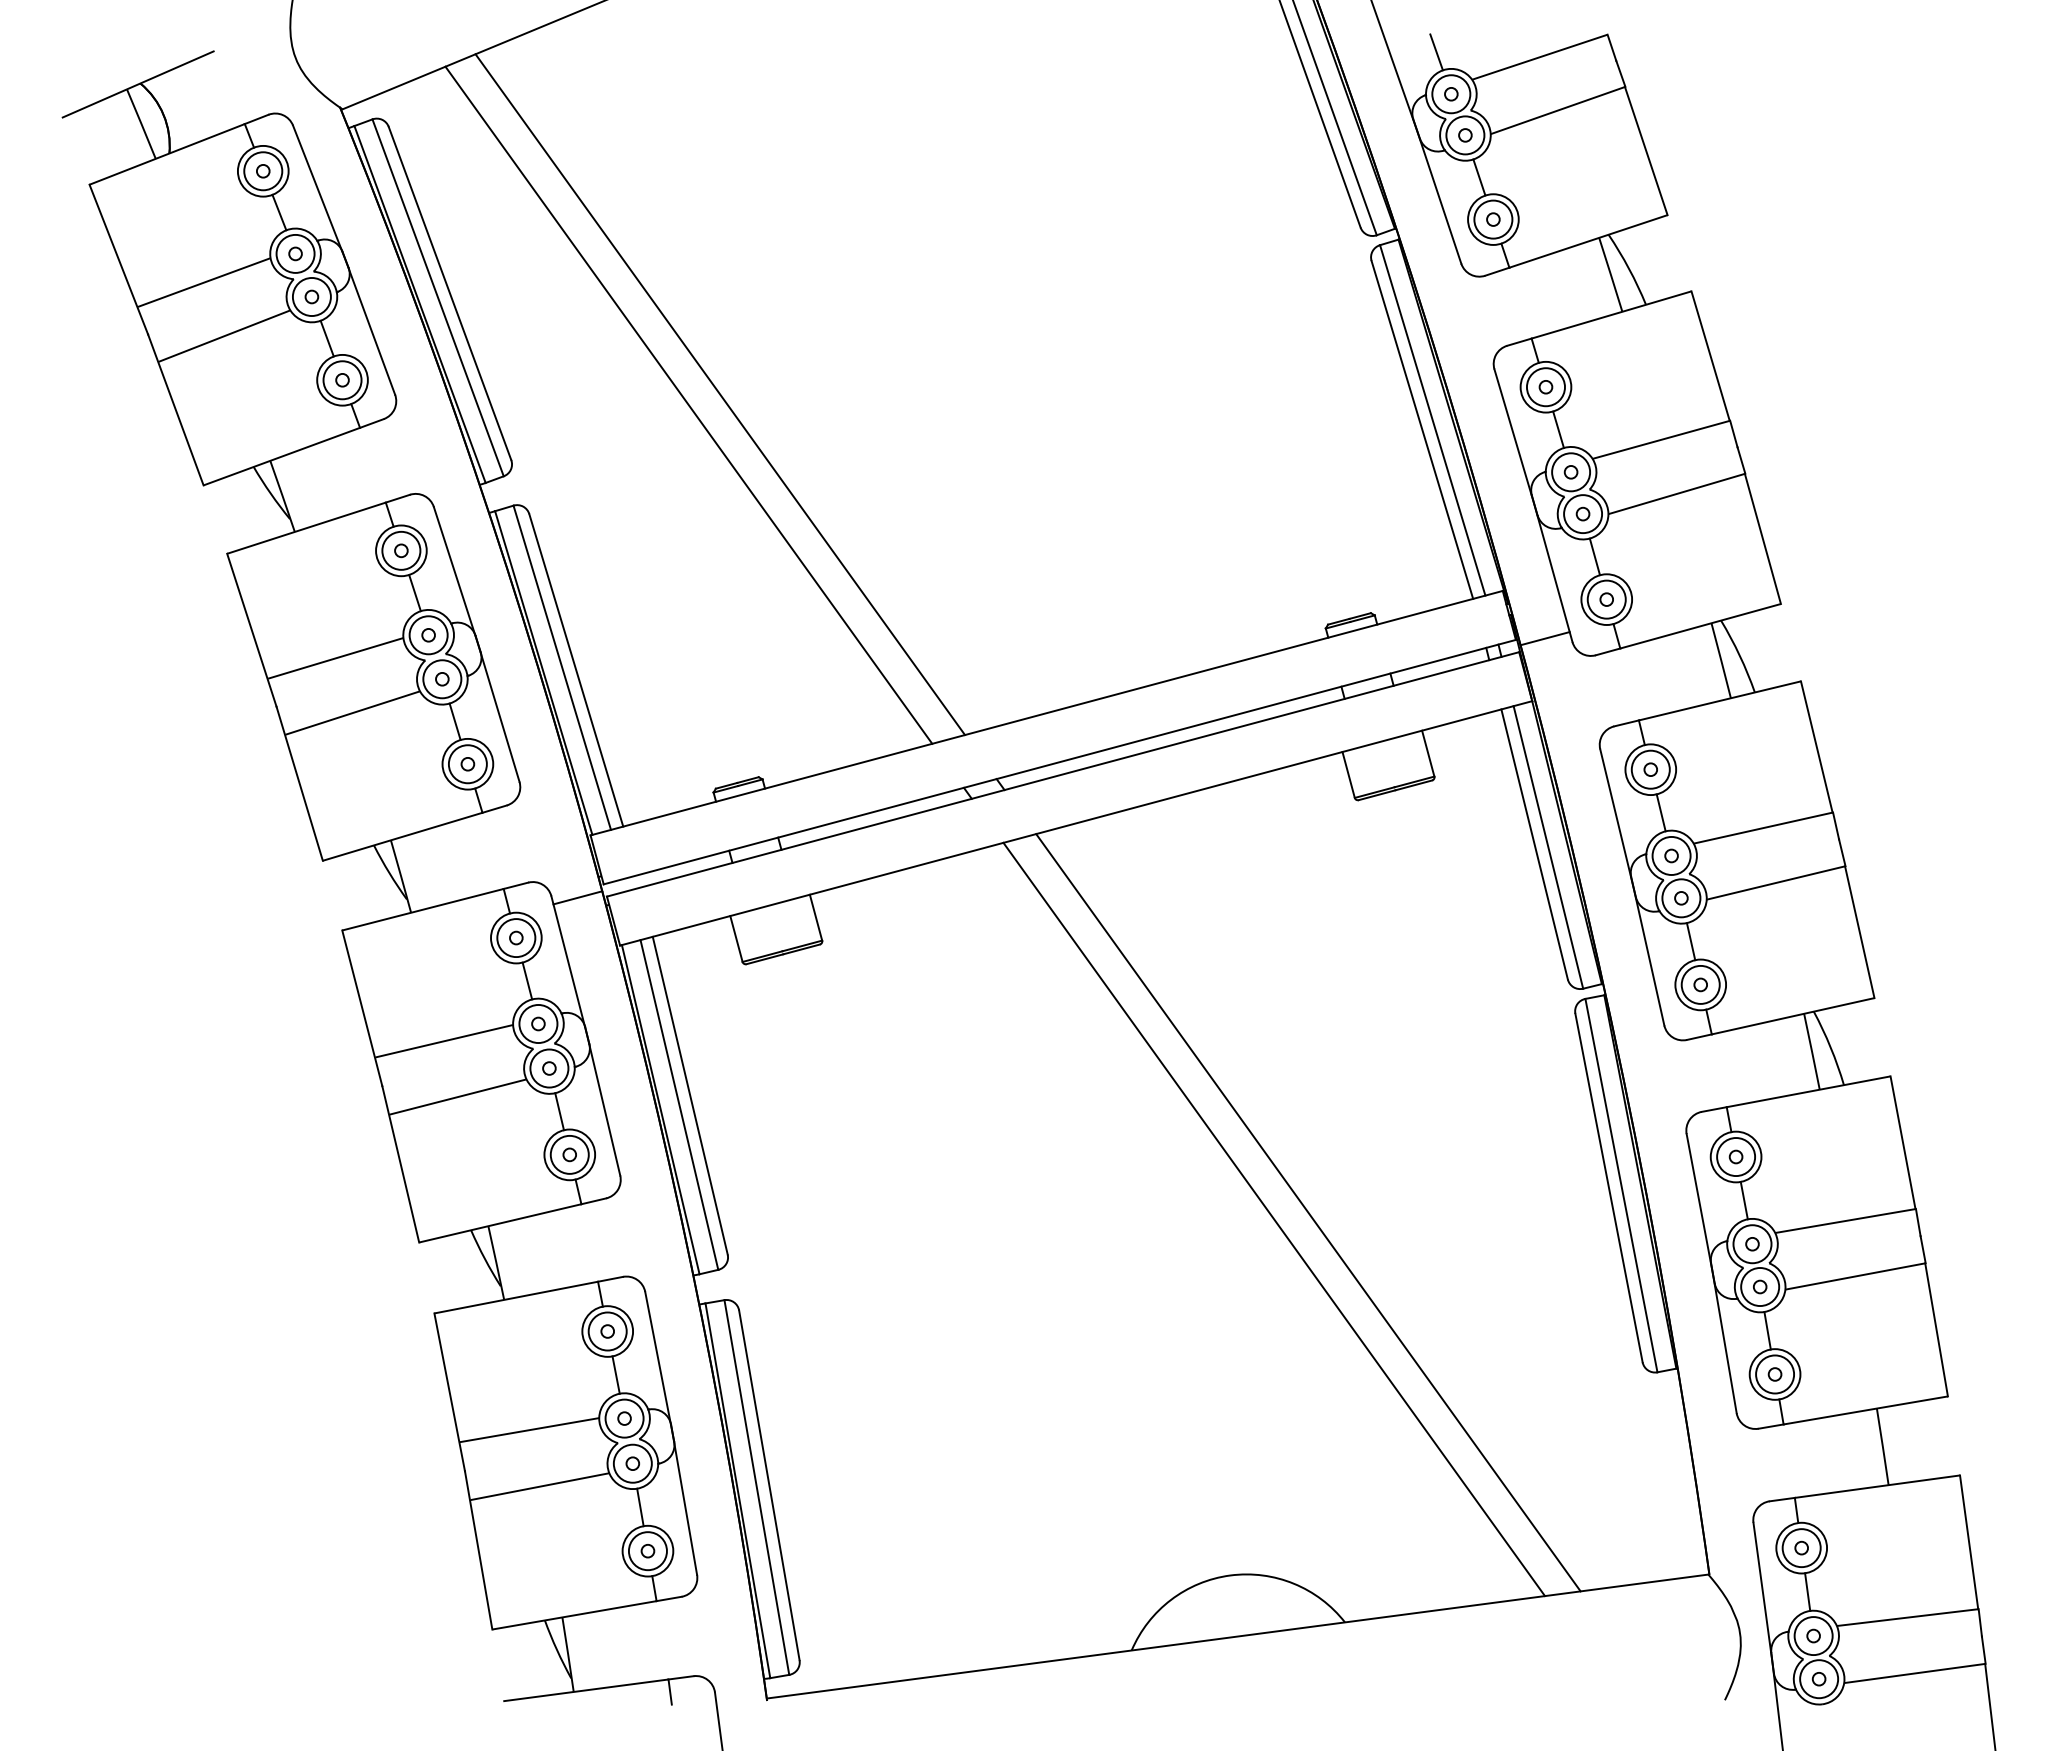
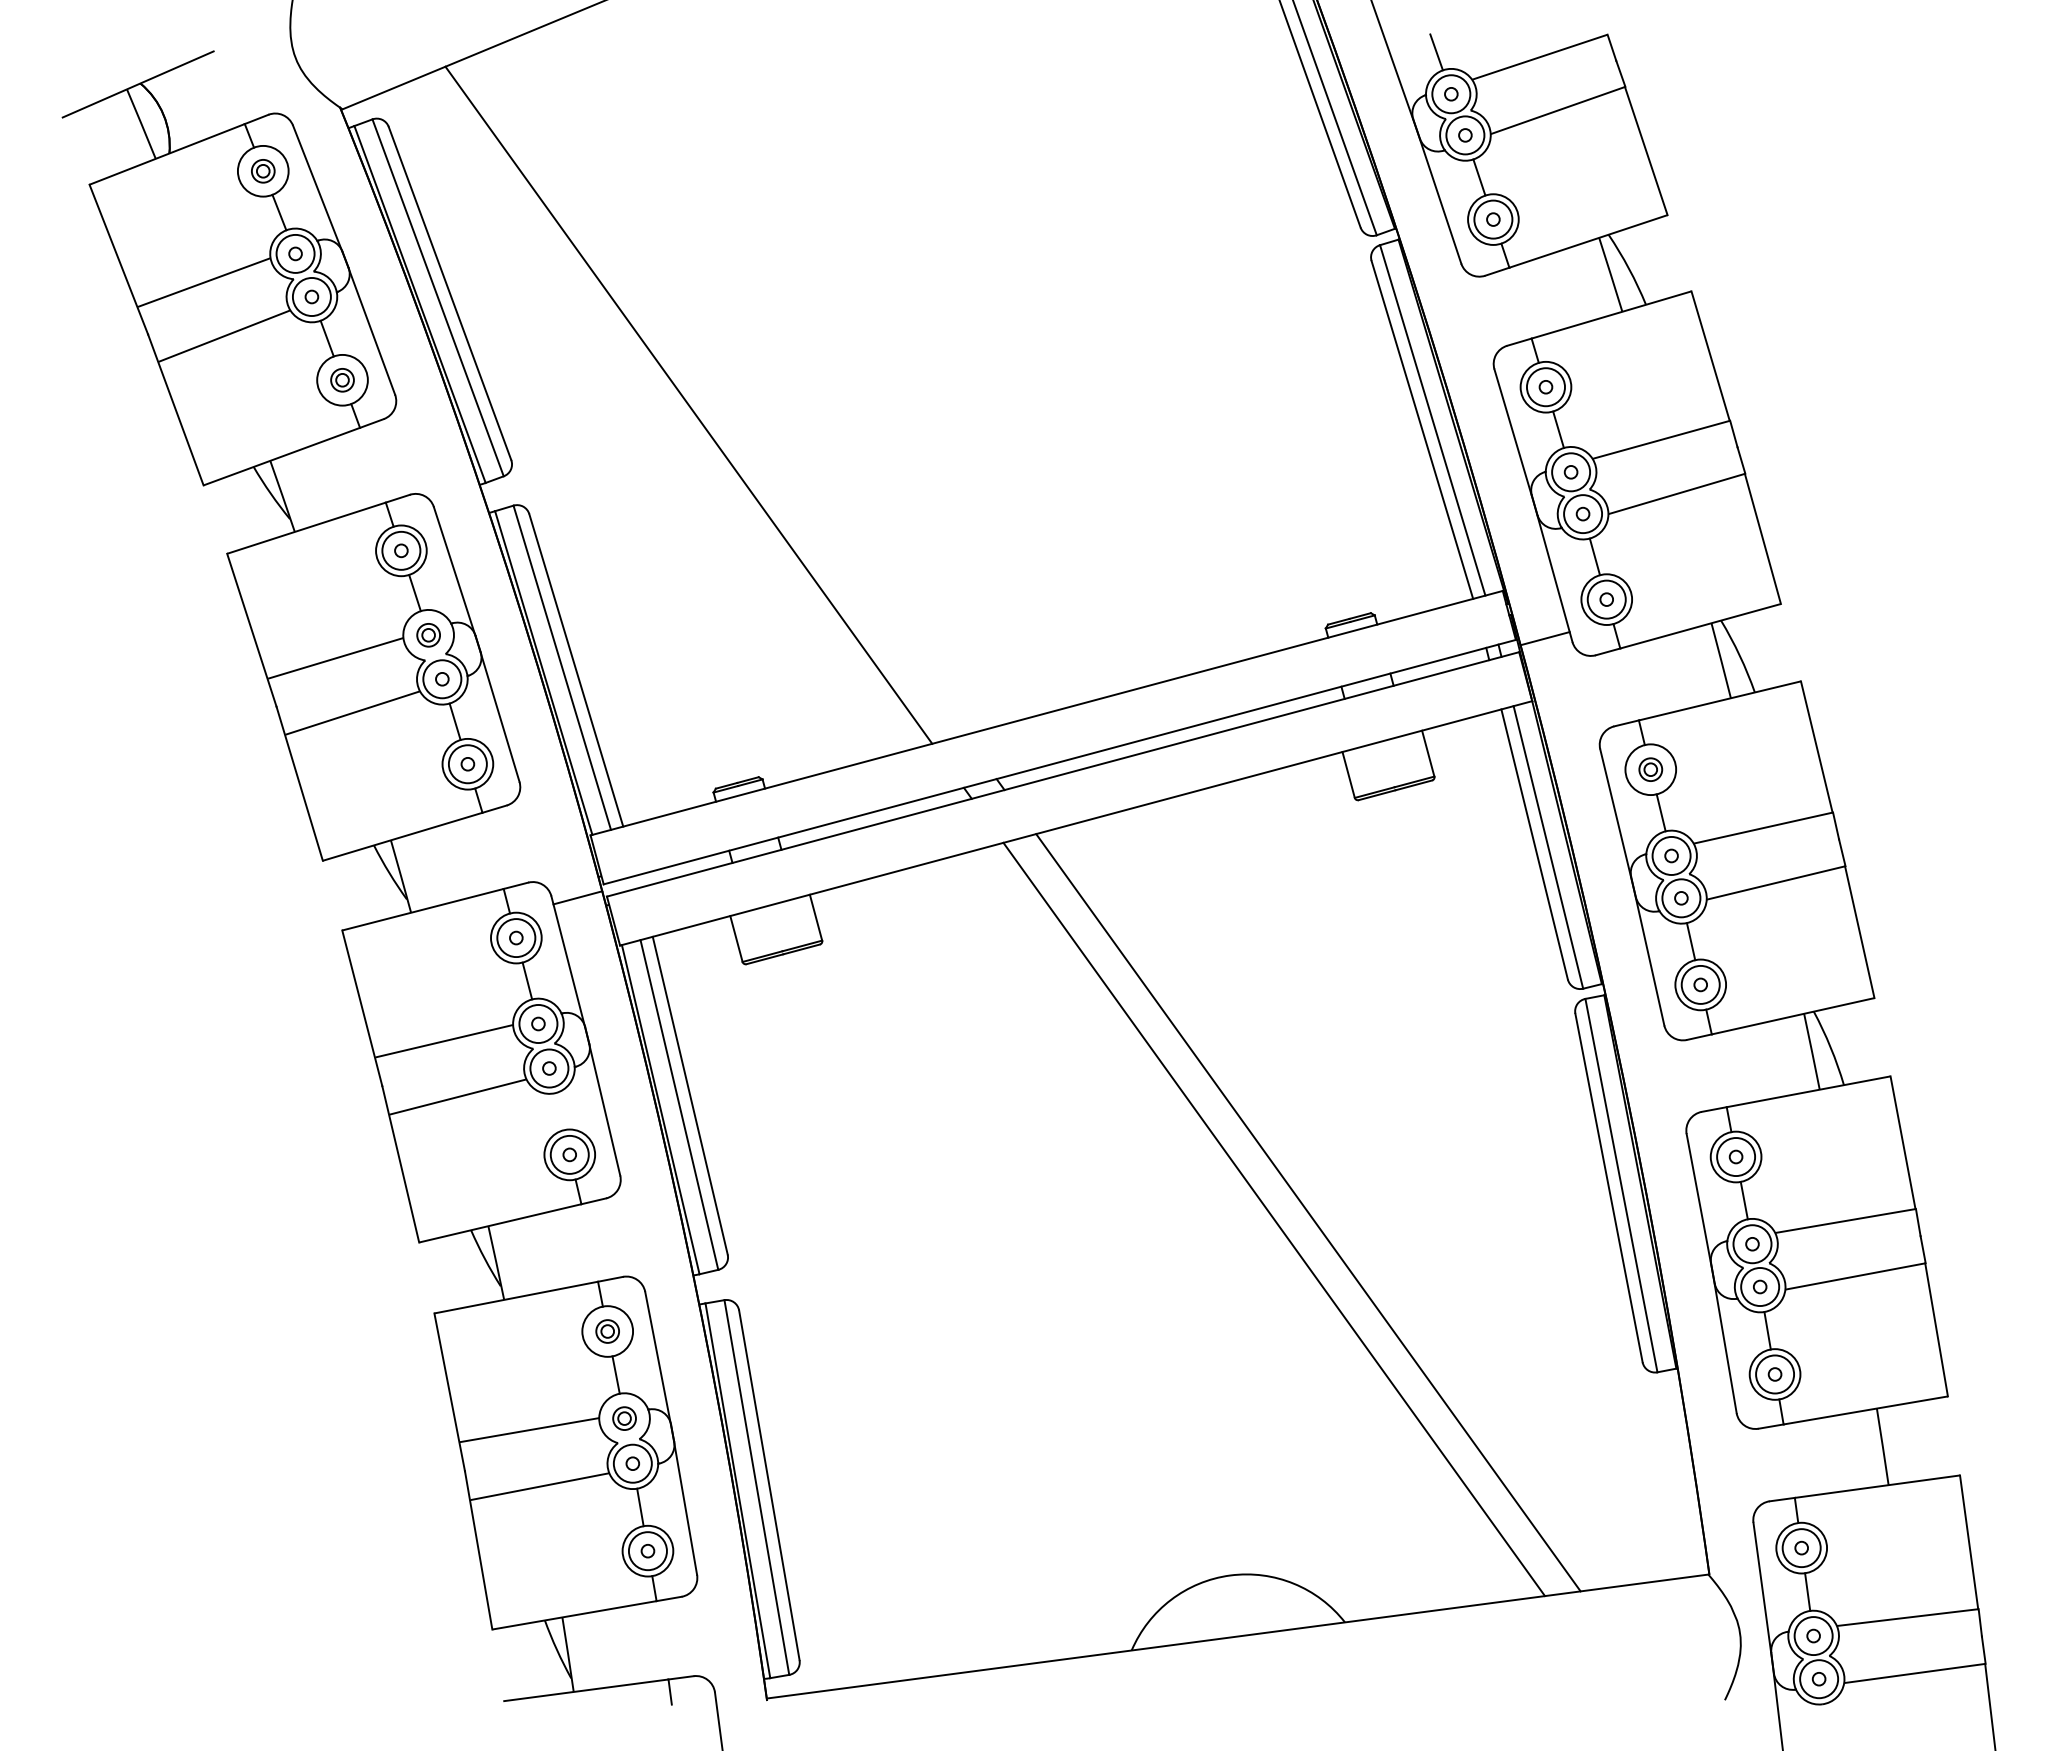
circle diameter: 38 px -> 23 px (262, 170)
circle diameter: 38 px -> 23 px (342, 379)
line: present -> none (720, 394)
circle diameter: 38 px -> 23 px (428, 634)
circle diameter: 38 px -> 23 px (1650, 769)
line: present -> none (559, 1111)
circle diameter: 38 px -> 23 px (607, 1331)
circle diameter: 38 px -> 23 px (624, 1418)
